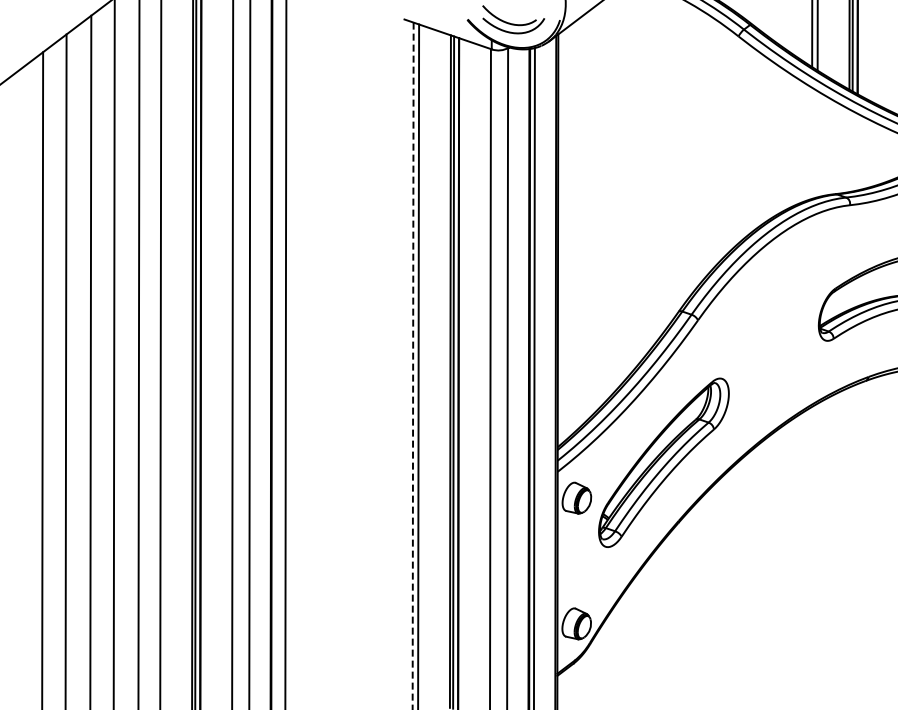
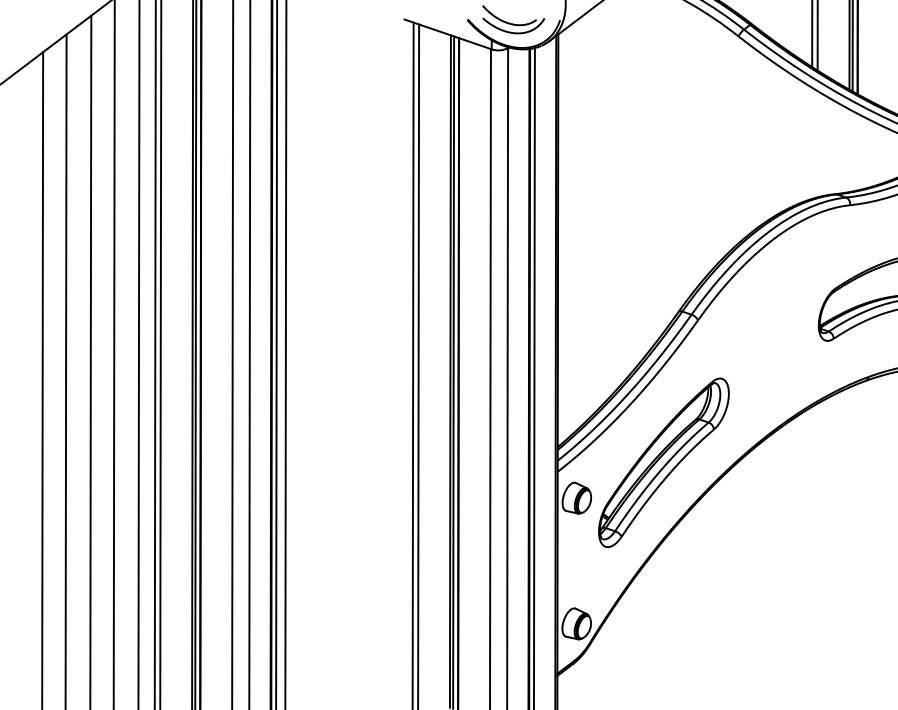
line: none -> present (154, 354)
line: none -> present (276, 354)
line: dashed -> solid (413, 366)
